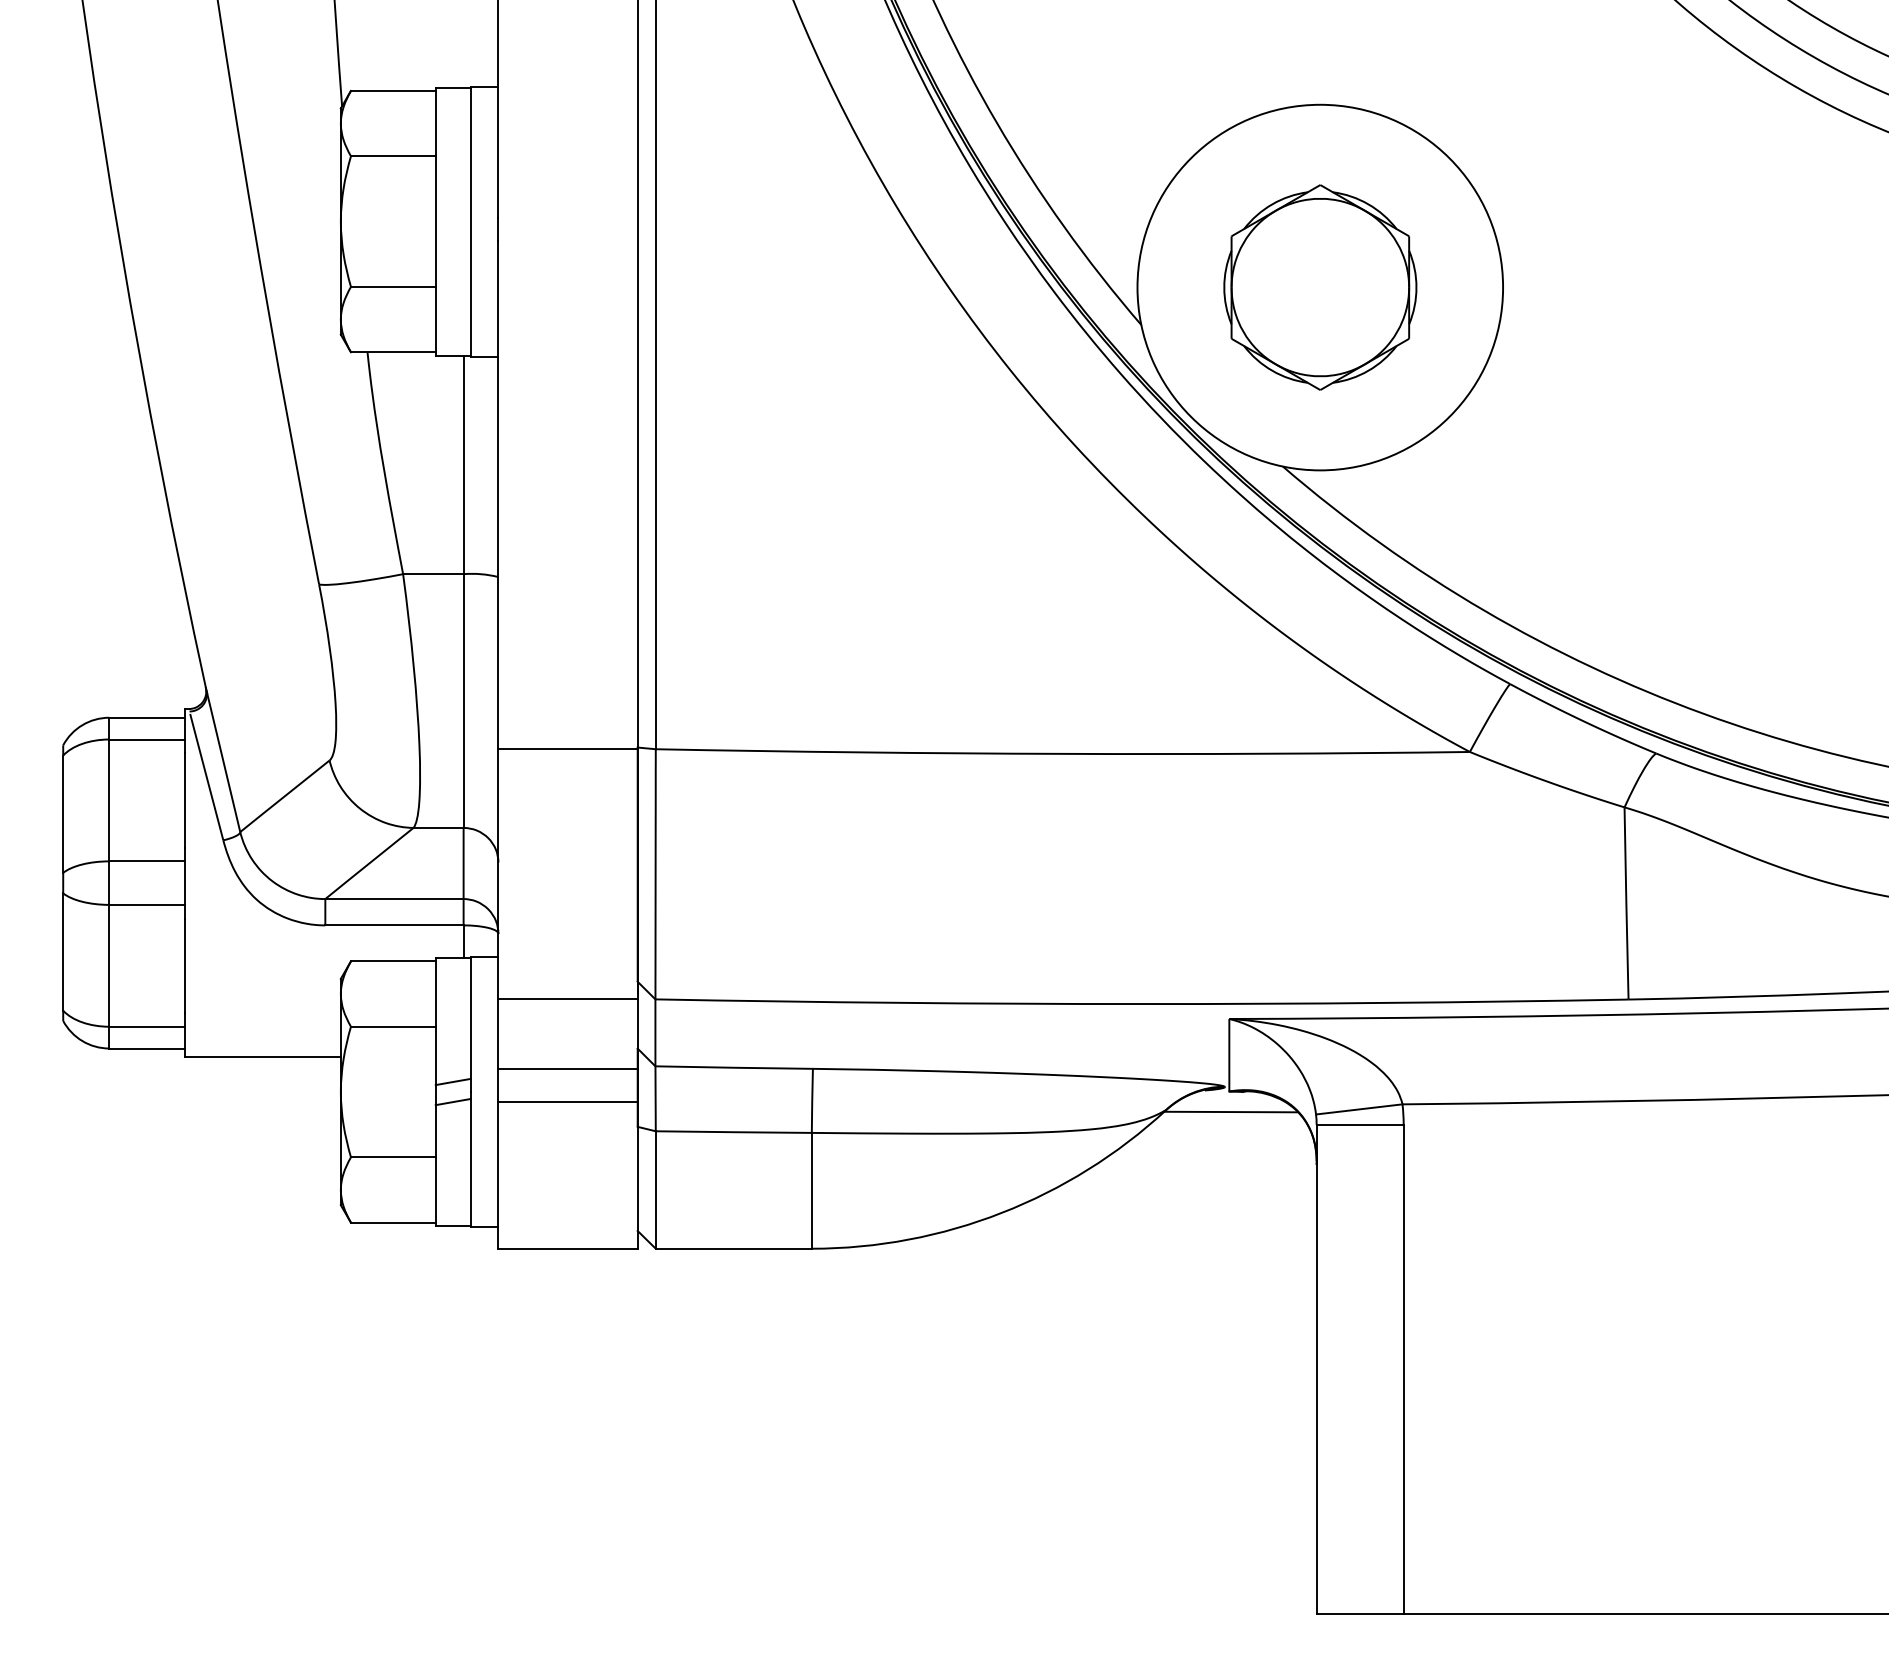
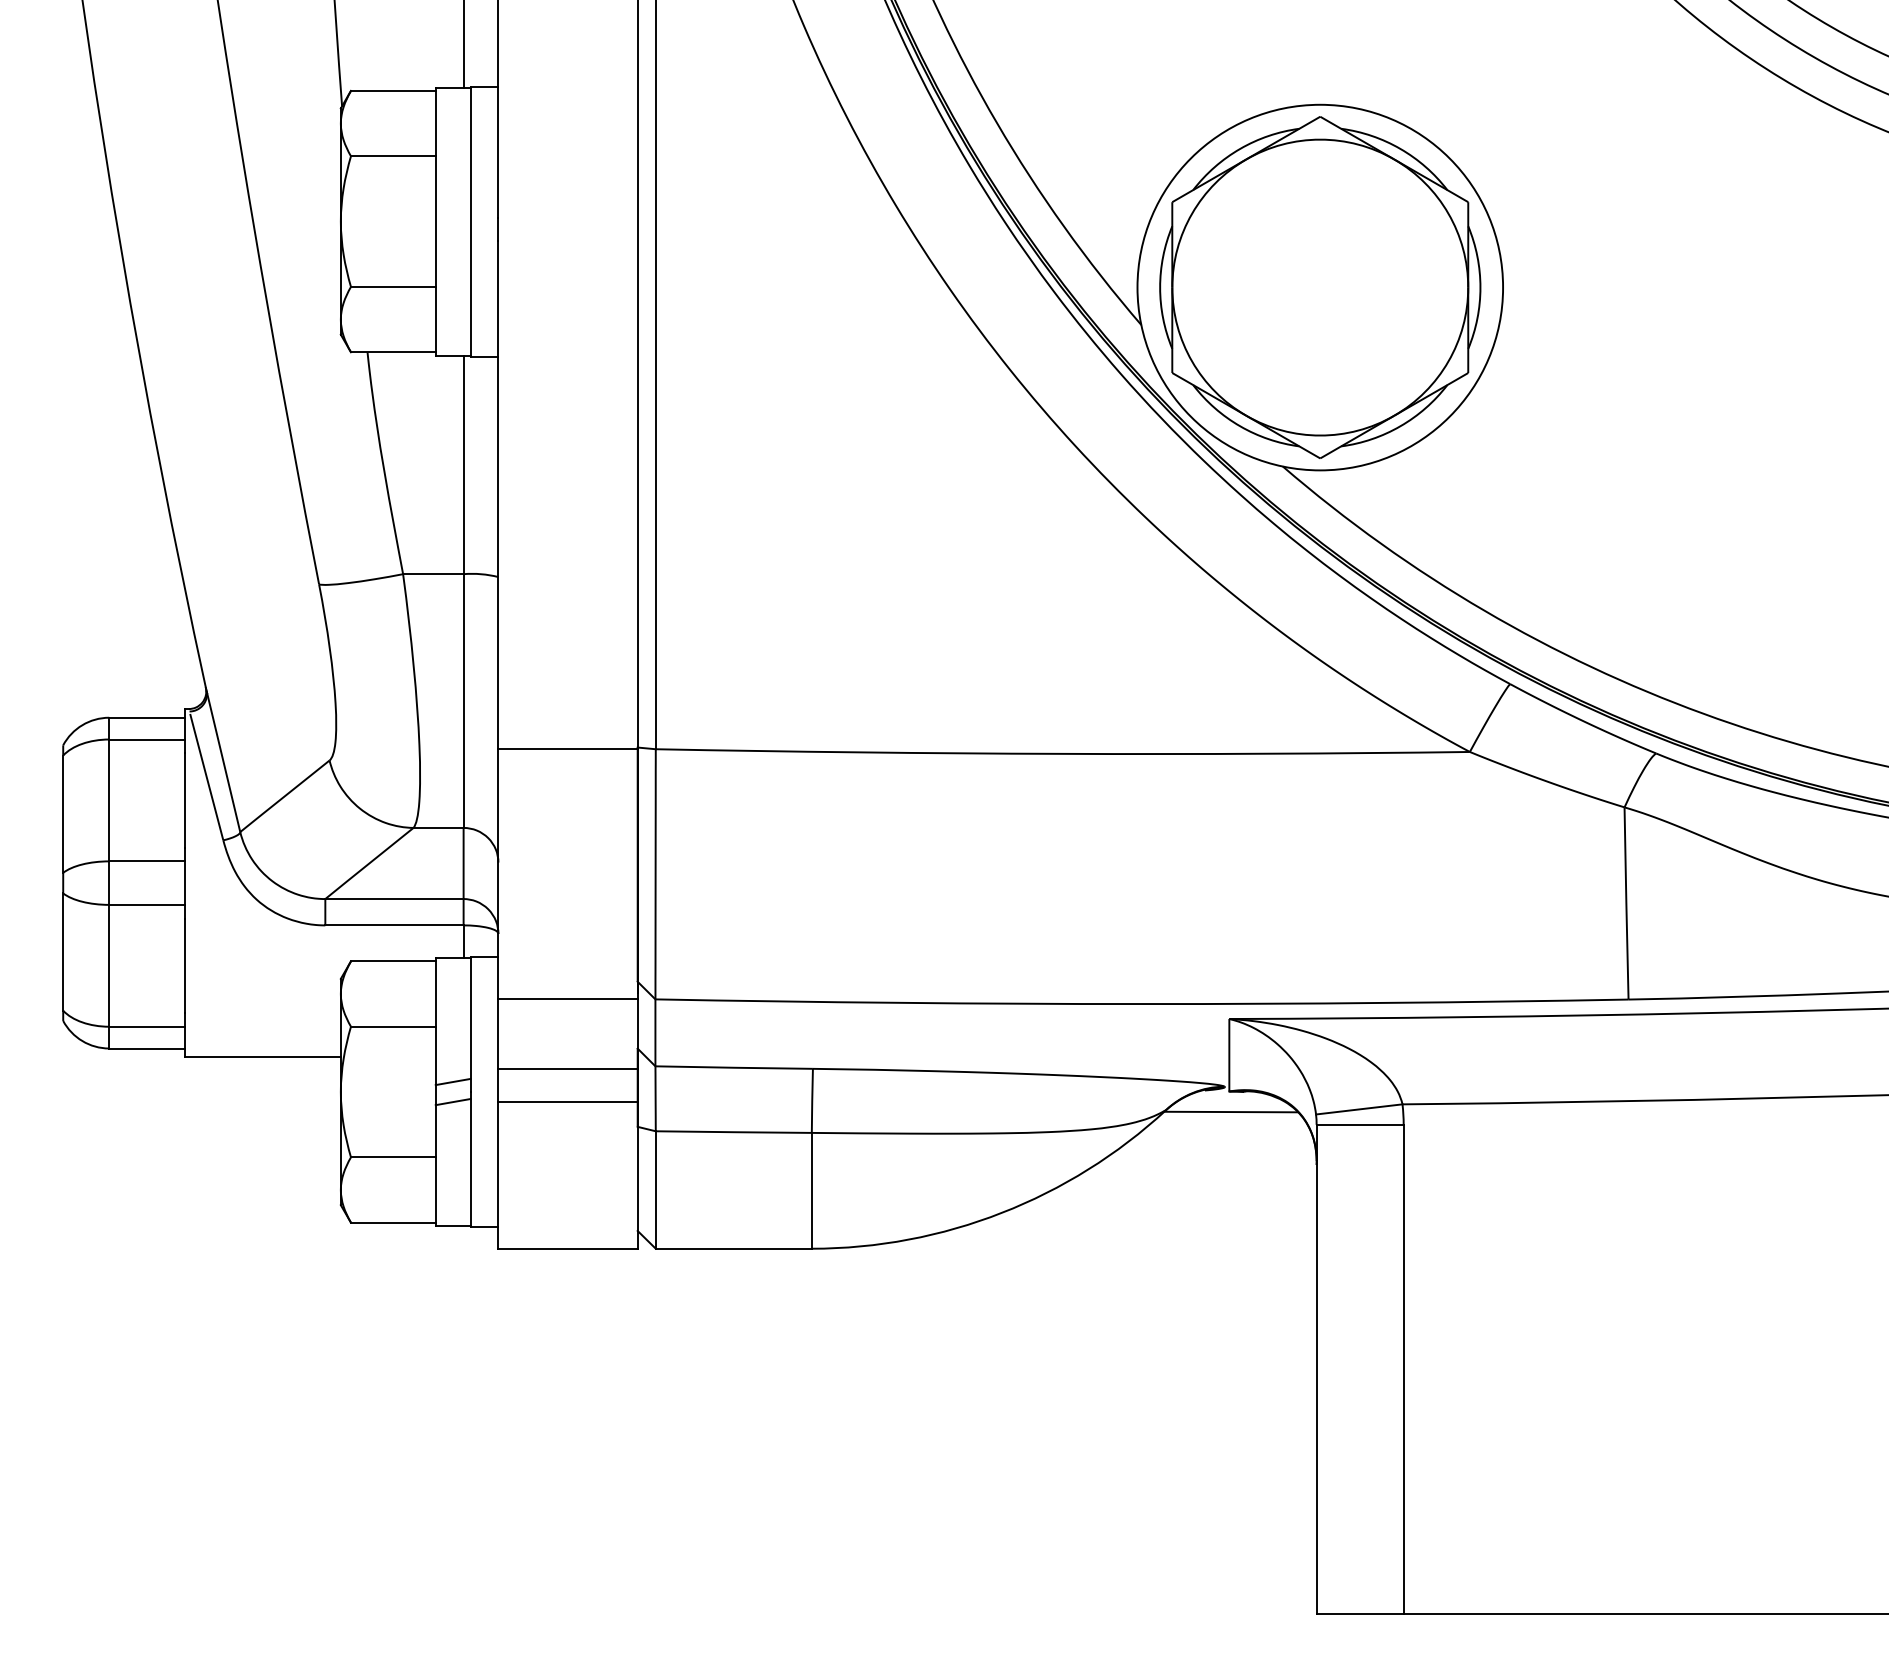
line: none -> present (463, 44)
part size: 195x207 px -> 323x343 px (1320, 287)
